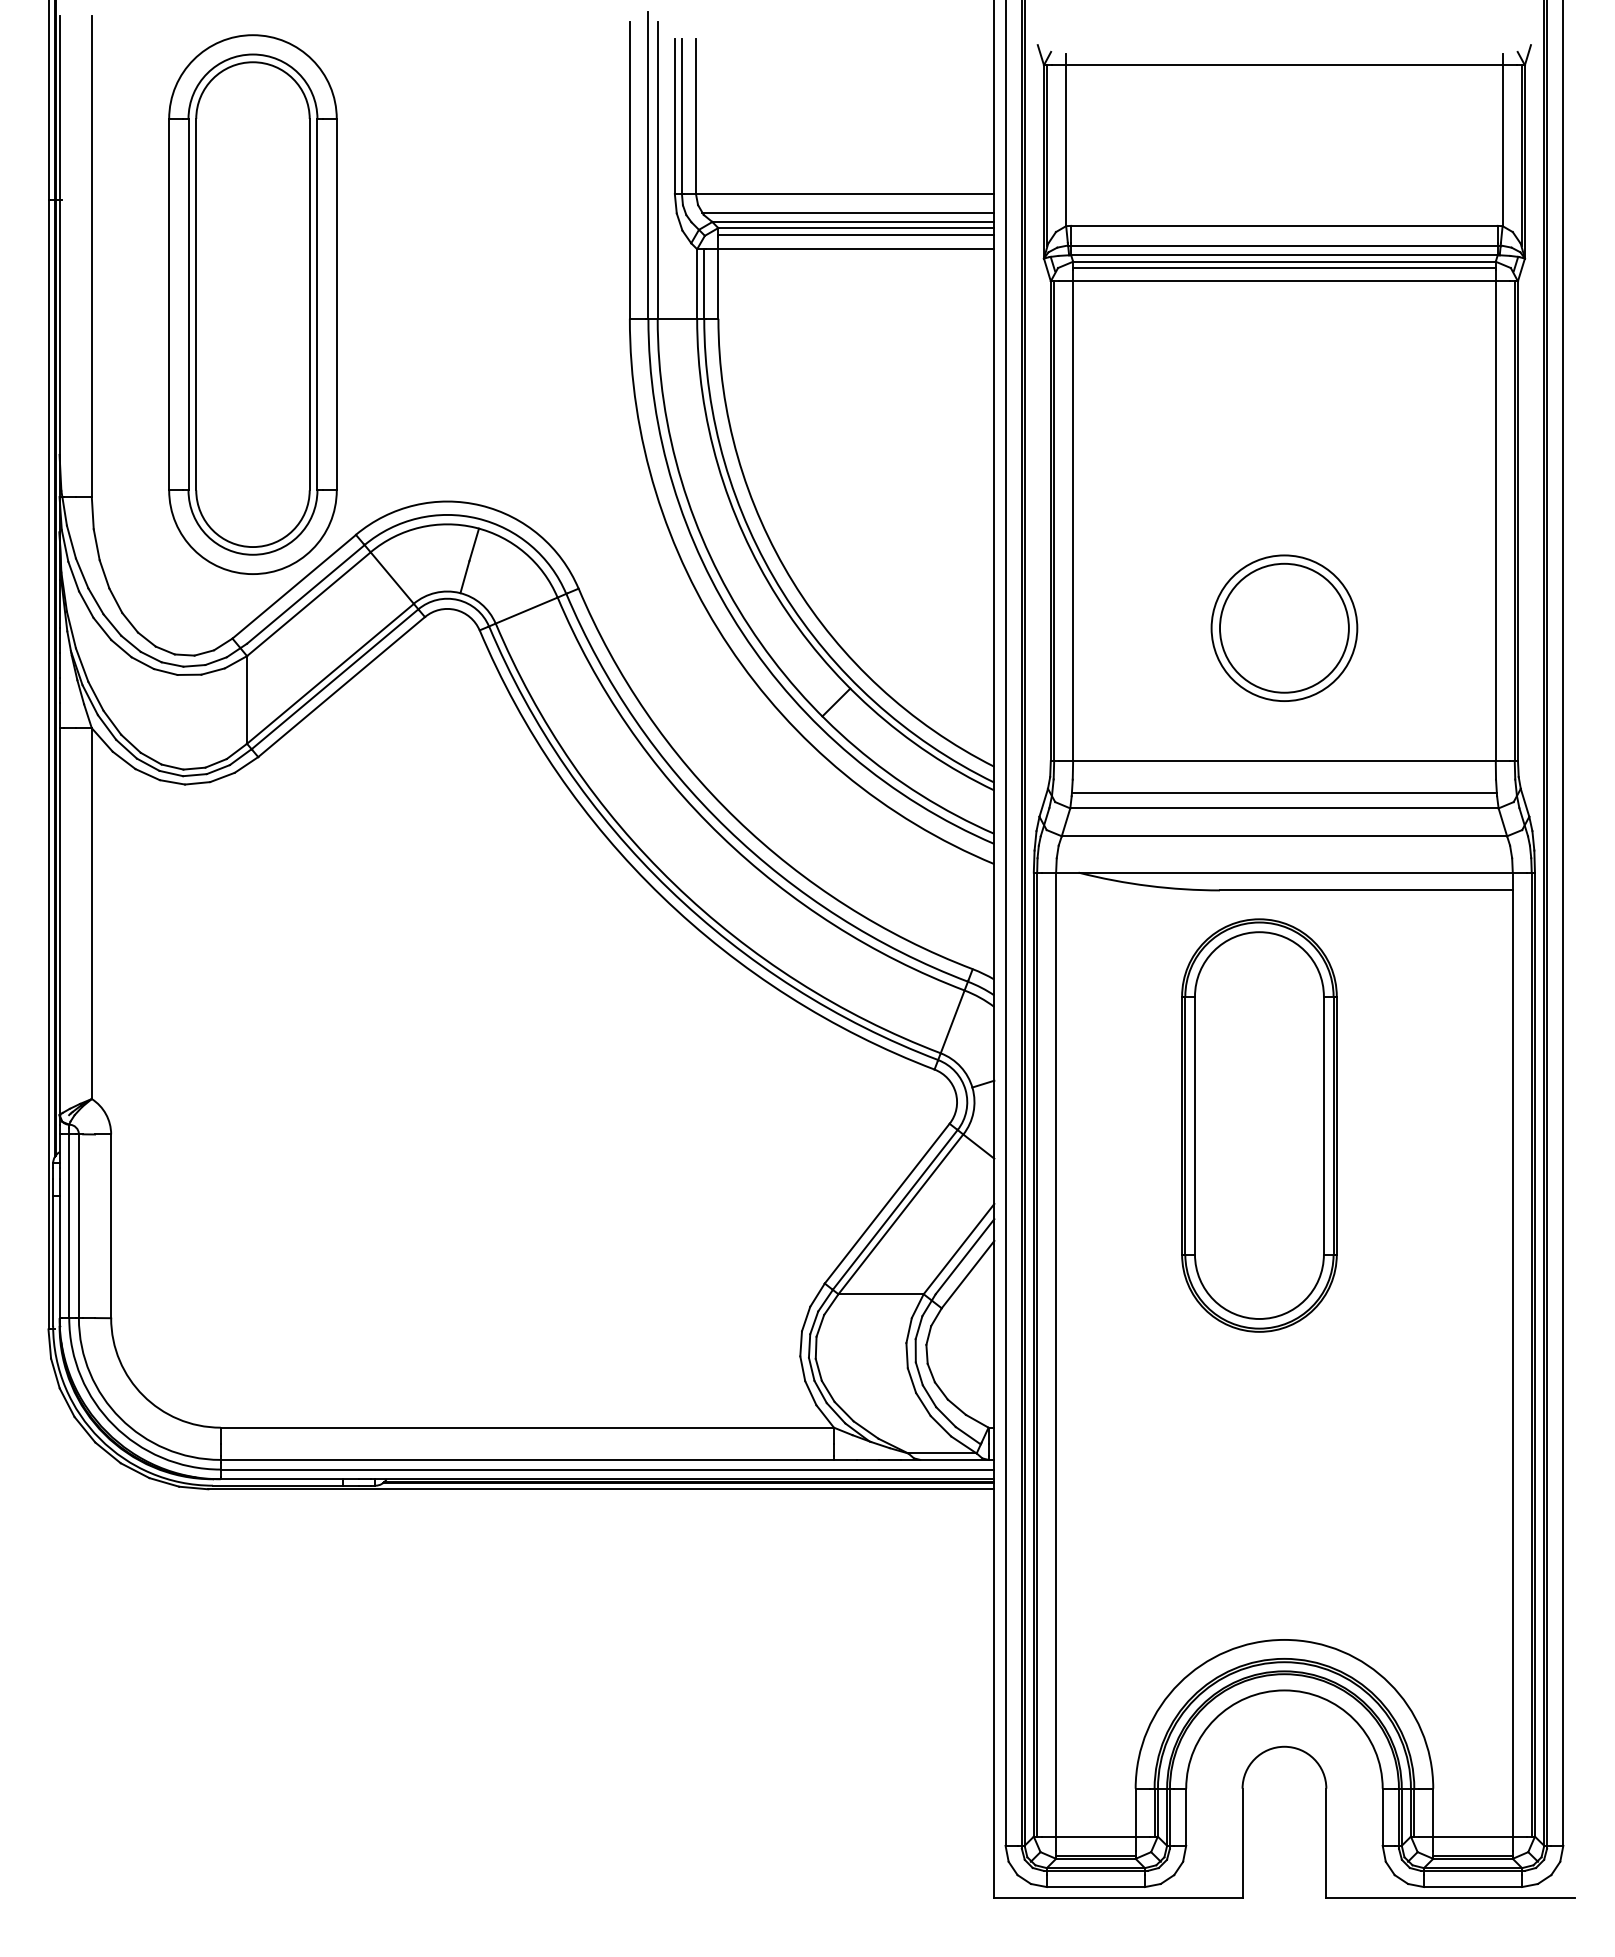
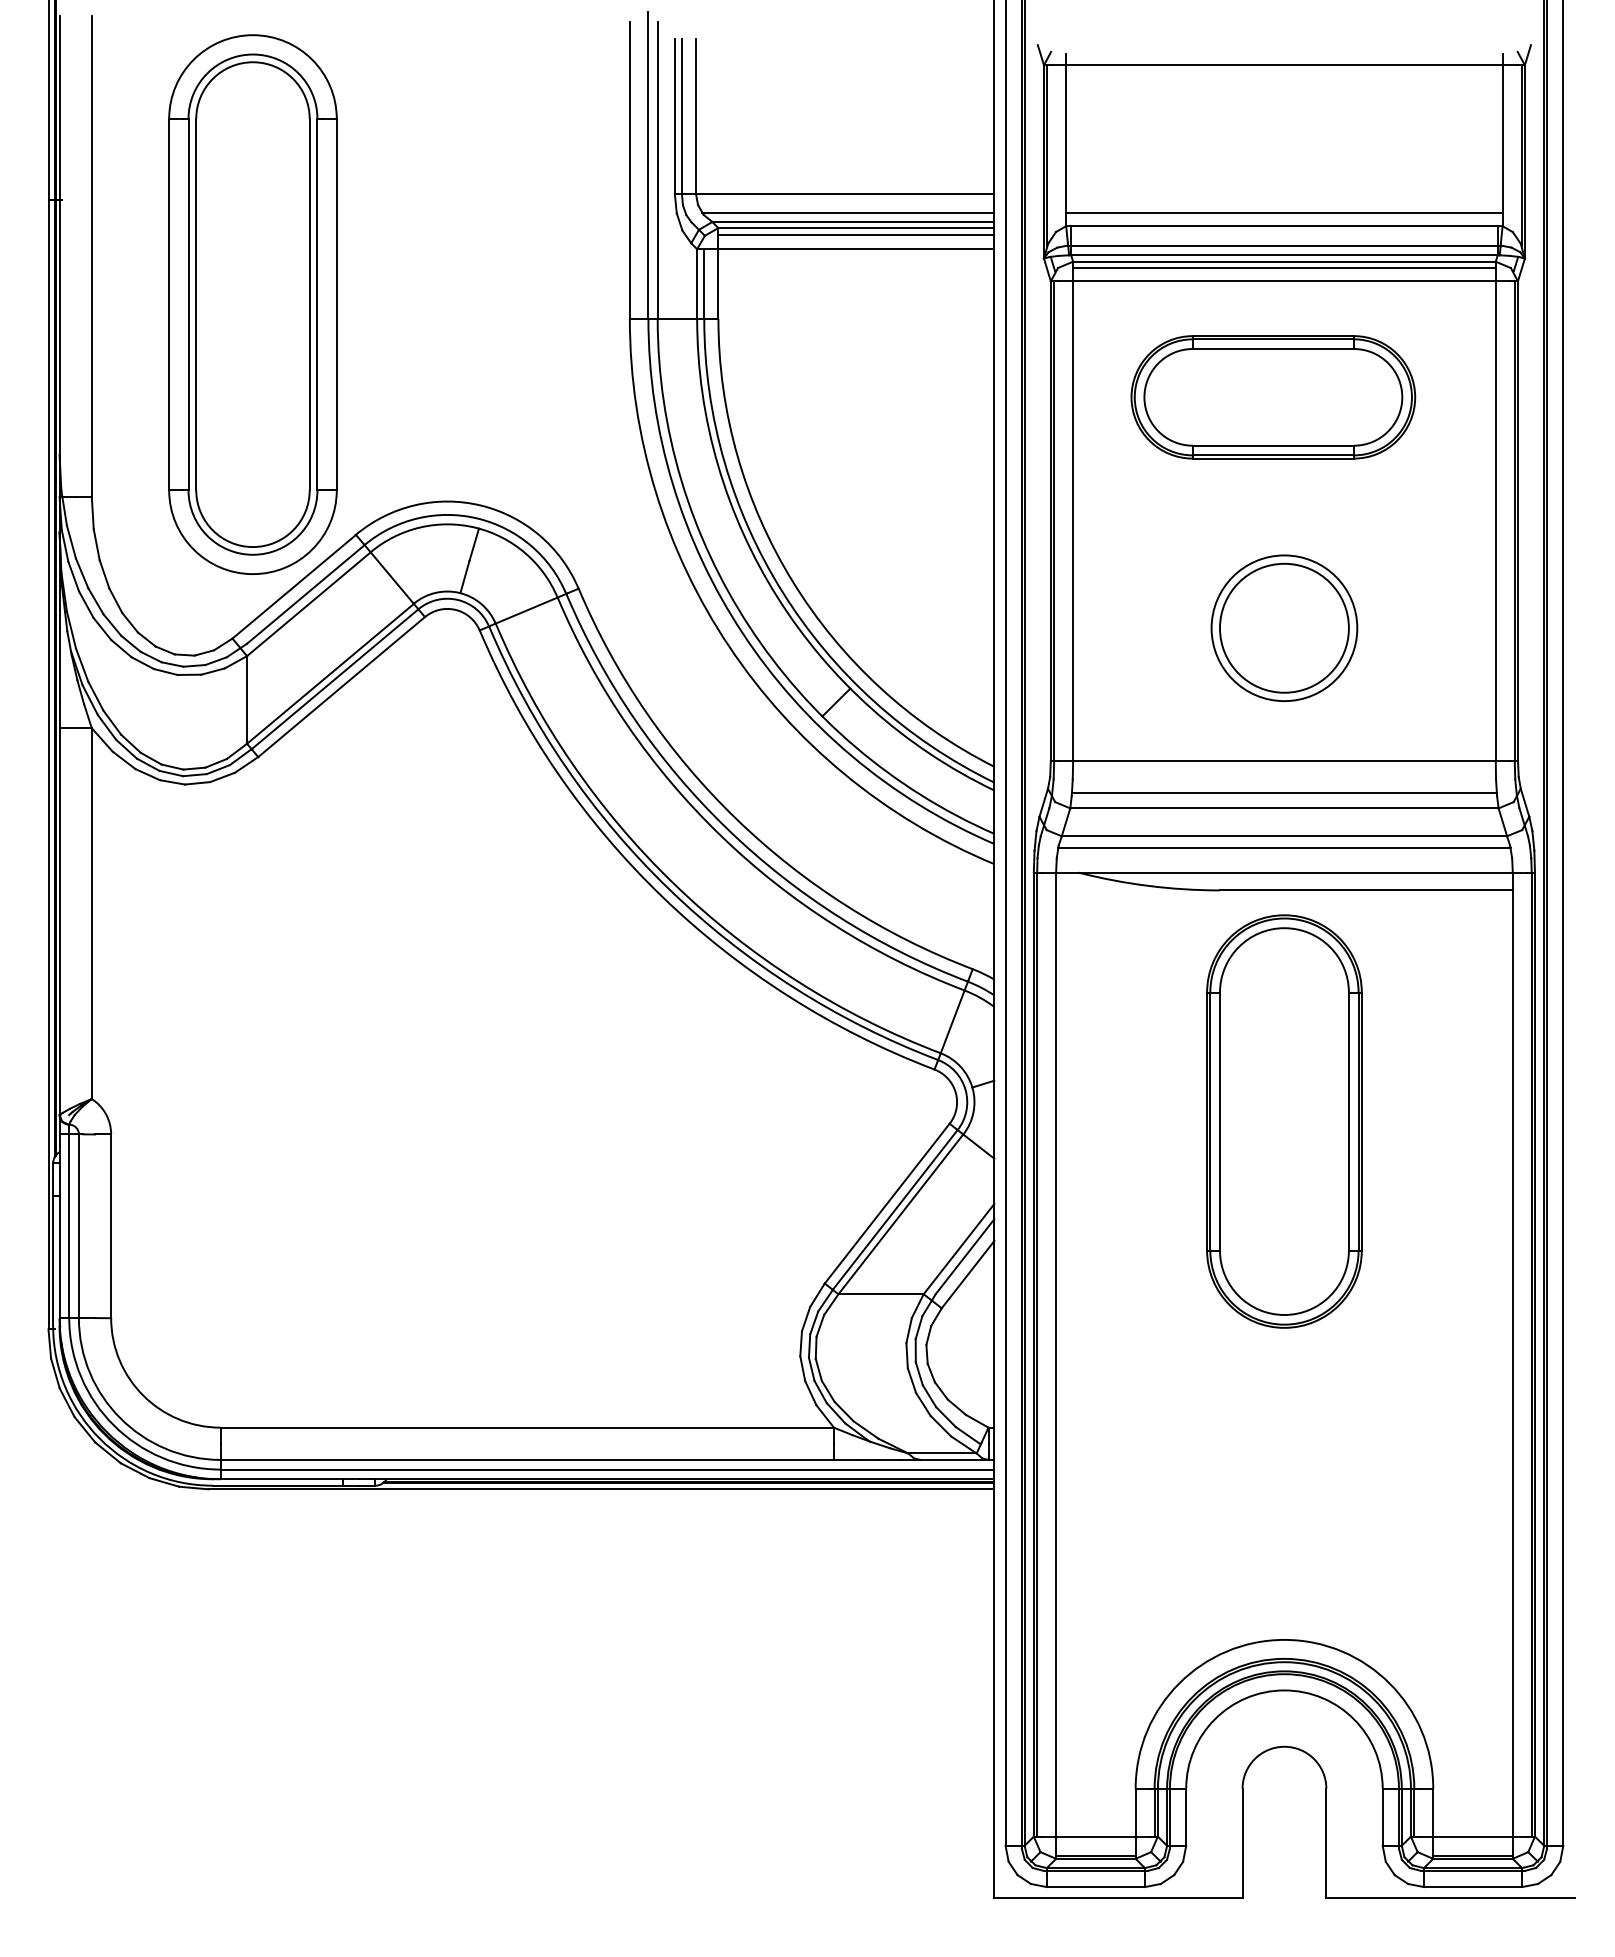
line: none -> present (1284, 212)
part: none -> present (1273, 397)
line: none -> present (1284, 848)
part position: (1259, 1125) -> (1284, 1121) (1284, 1121)
